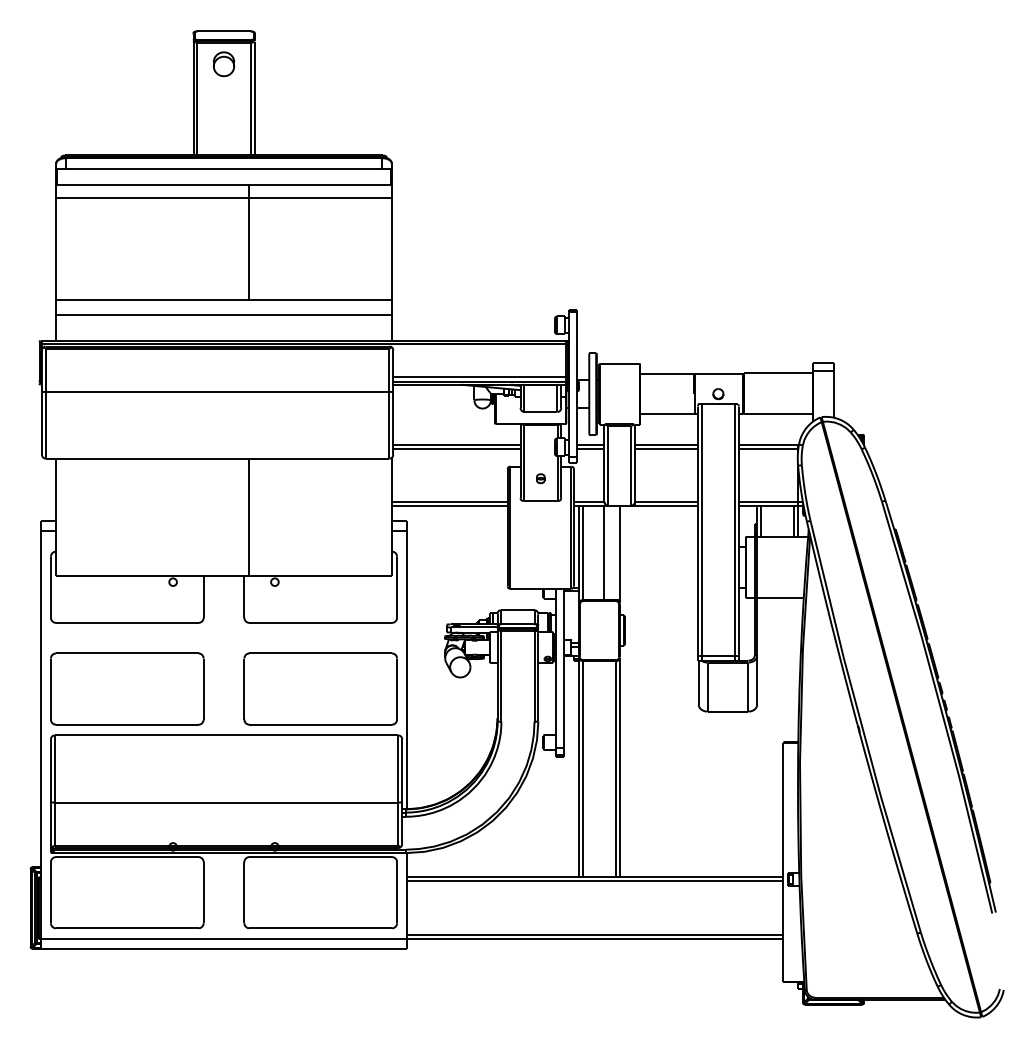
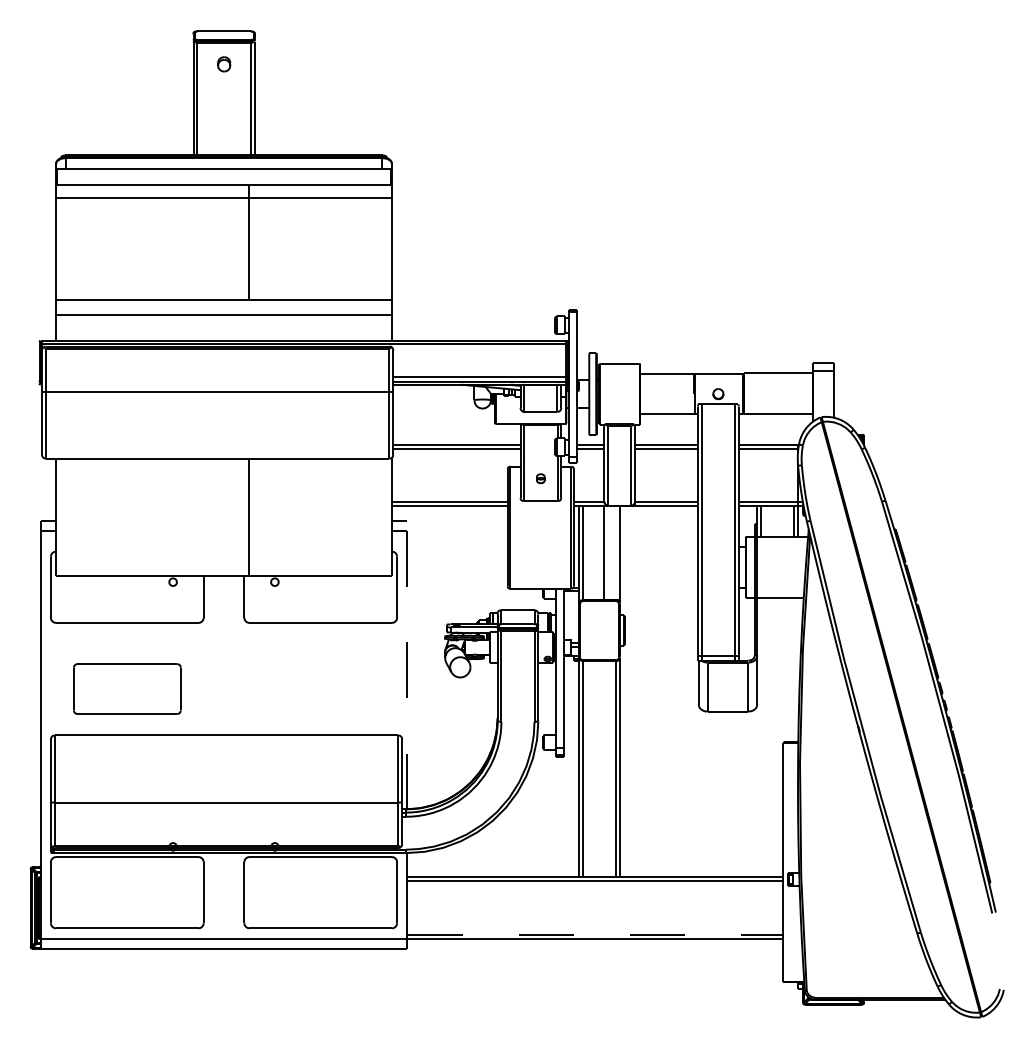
part size: 23x27 px -> 15x17 px (224, 64)
line: solid -> dashed (407, 664)
part size: 155x74 px -> 109x52 px (127, 688)
part: present -> none (320, 688)
line: solid -> dashed (595, 934)
